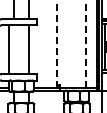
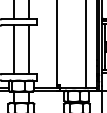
line: dashed -> solid (57, 43)
line: dashed -> solid (86, 43)
line position: (9, 49) -> (14, 49) (14, 49)
